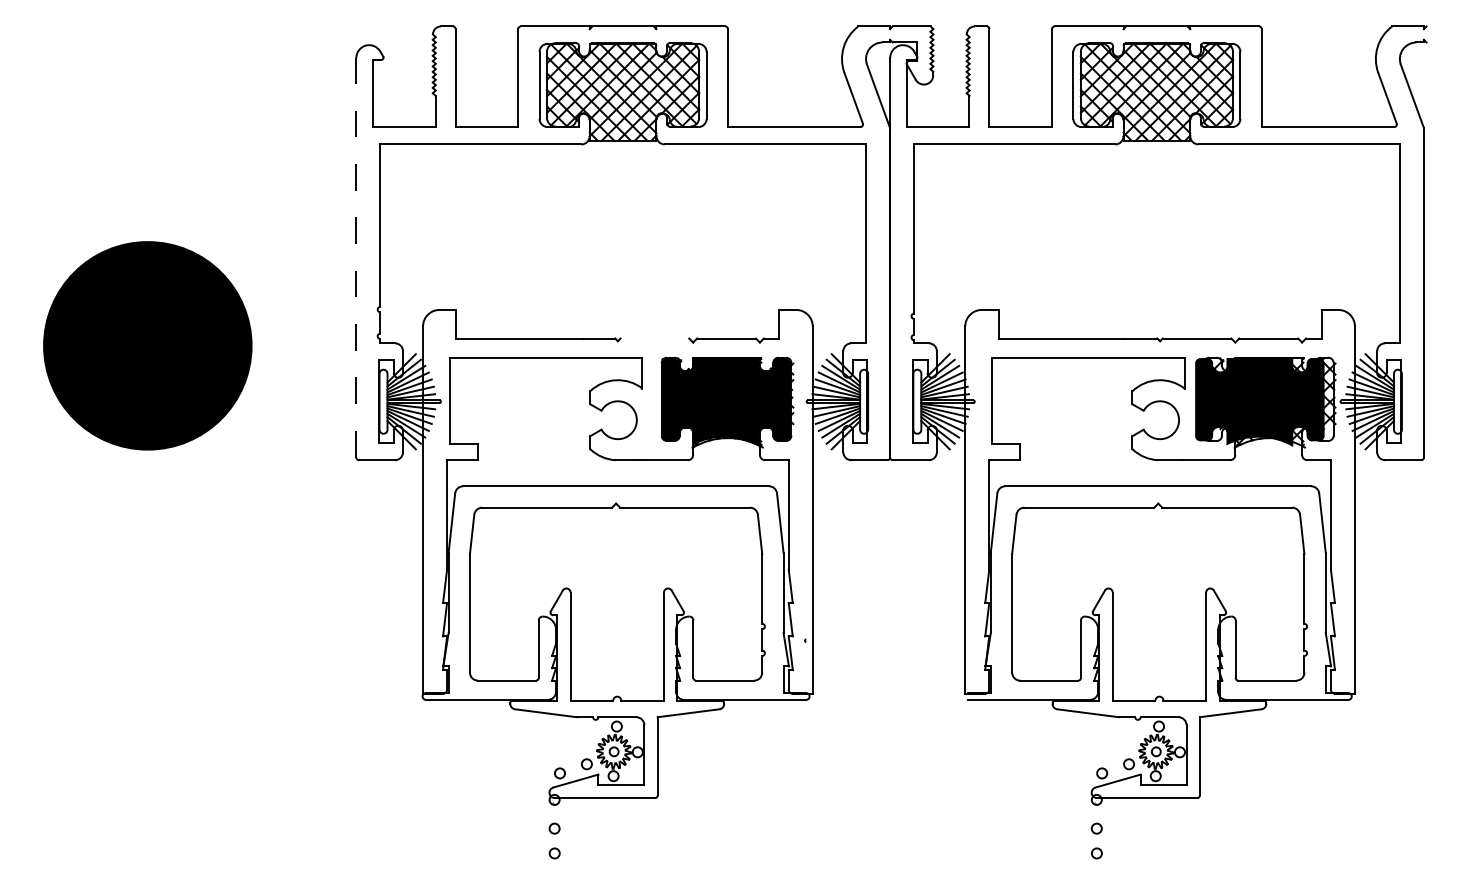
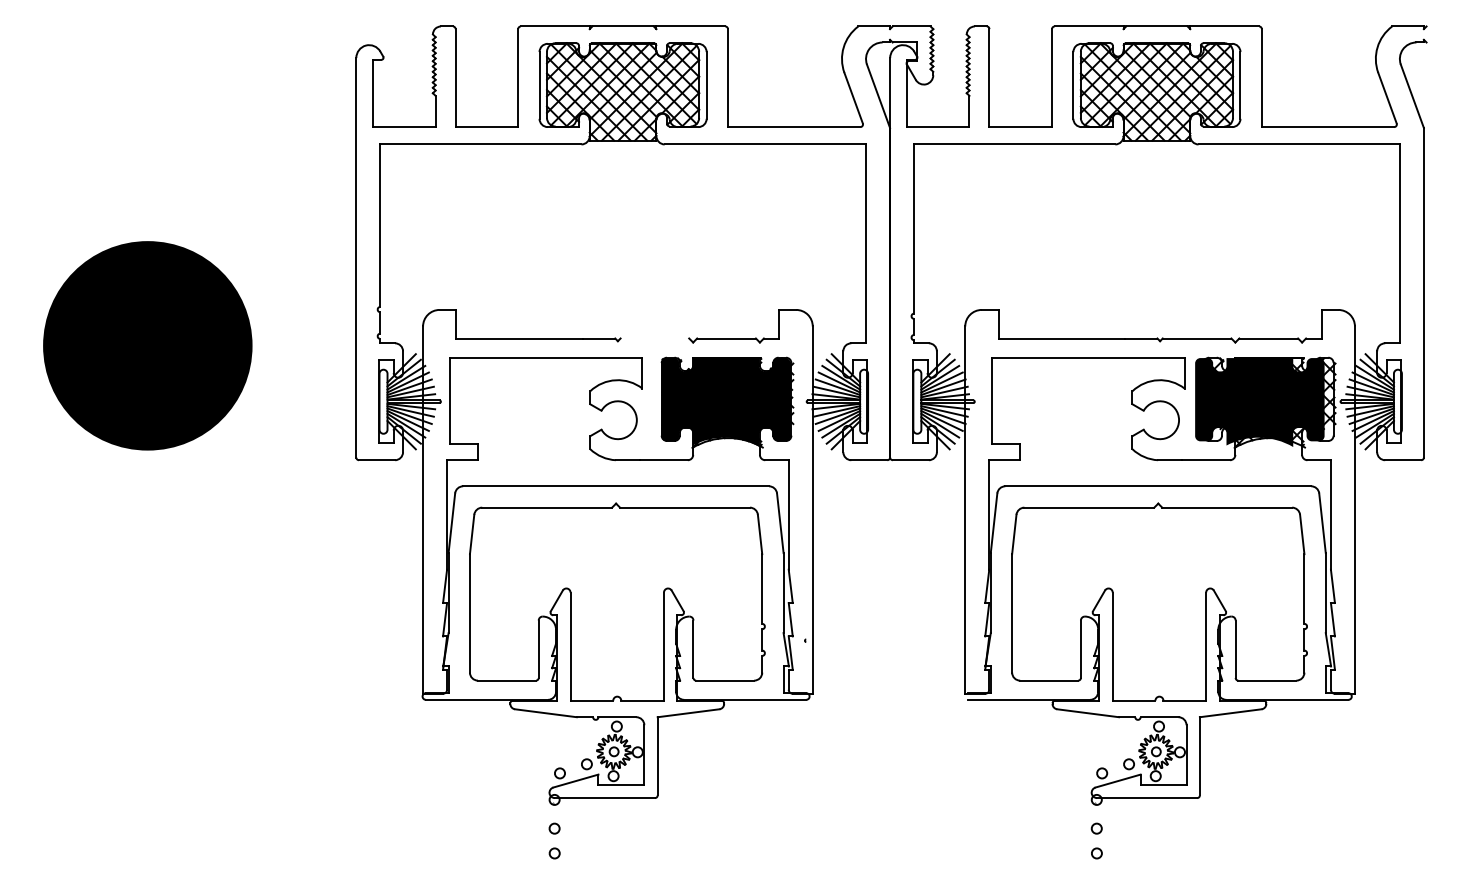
line: dashed -> solid (356, 257)
